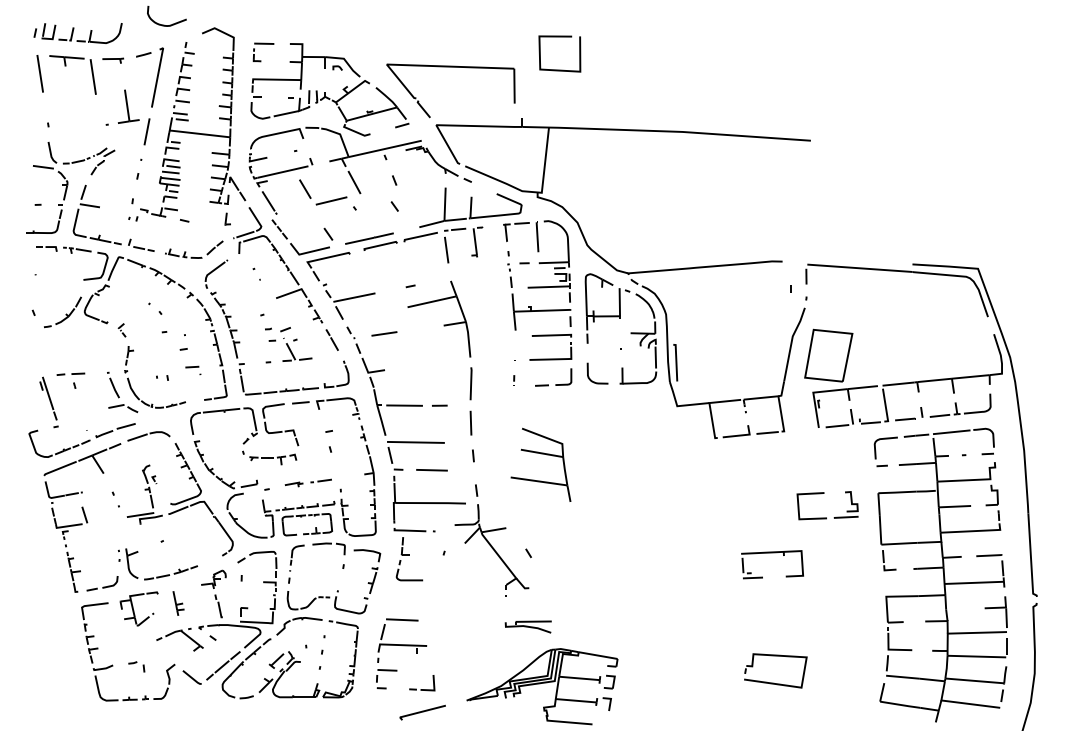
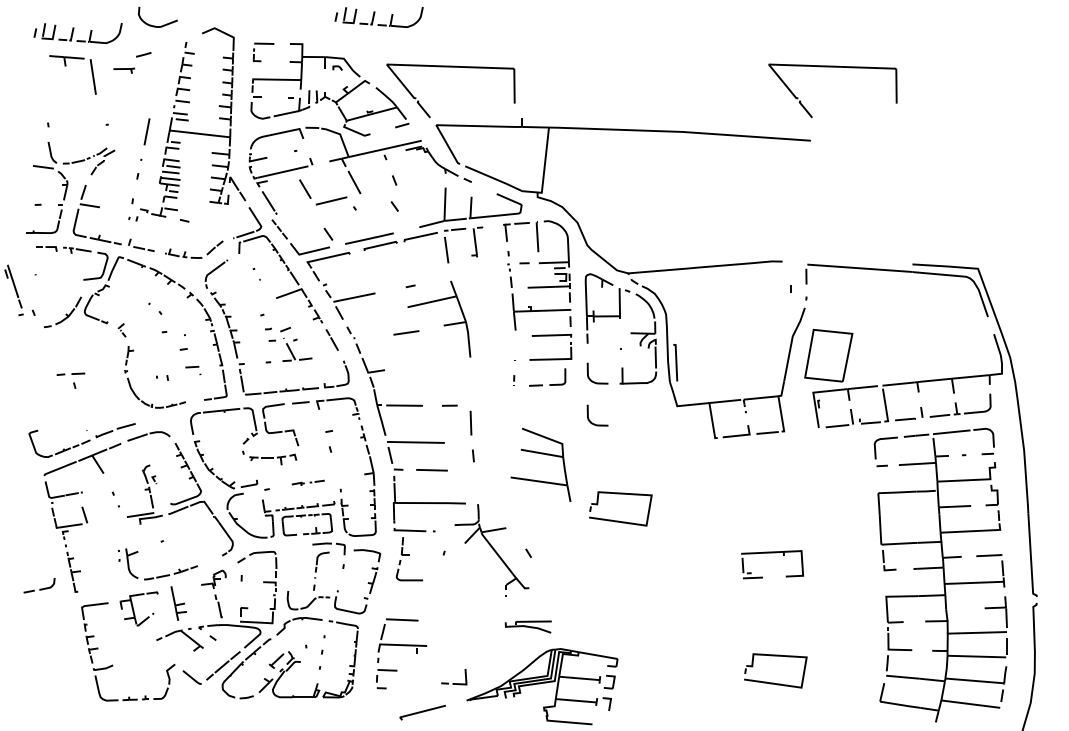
part: none -> present (378, 17)
curve position: (164, 24) -> (155, 25) (155, 25)
line: present -> none (559, 37)
part position: (113, 60) -> (124, 70) (124, 70)
part: none -> present (832, 67)
line: present -> none (39, 73)
line: present -> none (157, 77)
part: present -> none (128, 106)
part: present -> none (227, 218)
line position: (384, 333) -> (406, 332) (406, 332)
line: present -> none (470, 383)
part position: (555, 384) -> (549, 384) (549, 384)
part: present -> none (122, 391)
part position: (48, 402) -> (13, 290) (13, 290)
line position: (439, 405) -> (449, 405) (449, 405)
curve: none -> present (591, 421)
part size: 48x10 px -> 34x7 px (307, 482)
line: present -> none (476, 490)
part: present -> none (826, 517)
part: none -> present (619, 520)
part position: (296, 563) -> (321, 570) (321, 570)
part position: (102, 583) -> (39, 585) (39, 585)
part size: 13x25 px -> 17x35 px (178, 603)
part: present -> none (136, 666)
part position: (422, 683) -> (454, 677) (454, 677)
